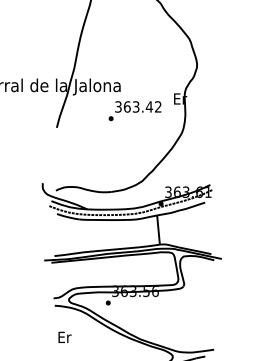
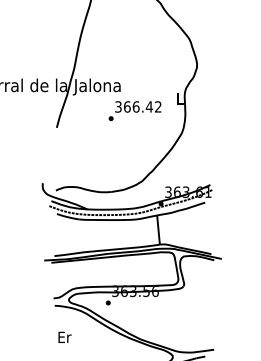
text: Er -> L (180, 98)
text: 363.42 -> 366.42 (135, 106)
